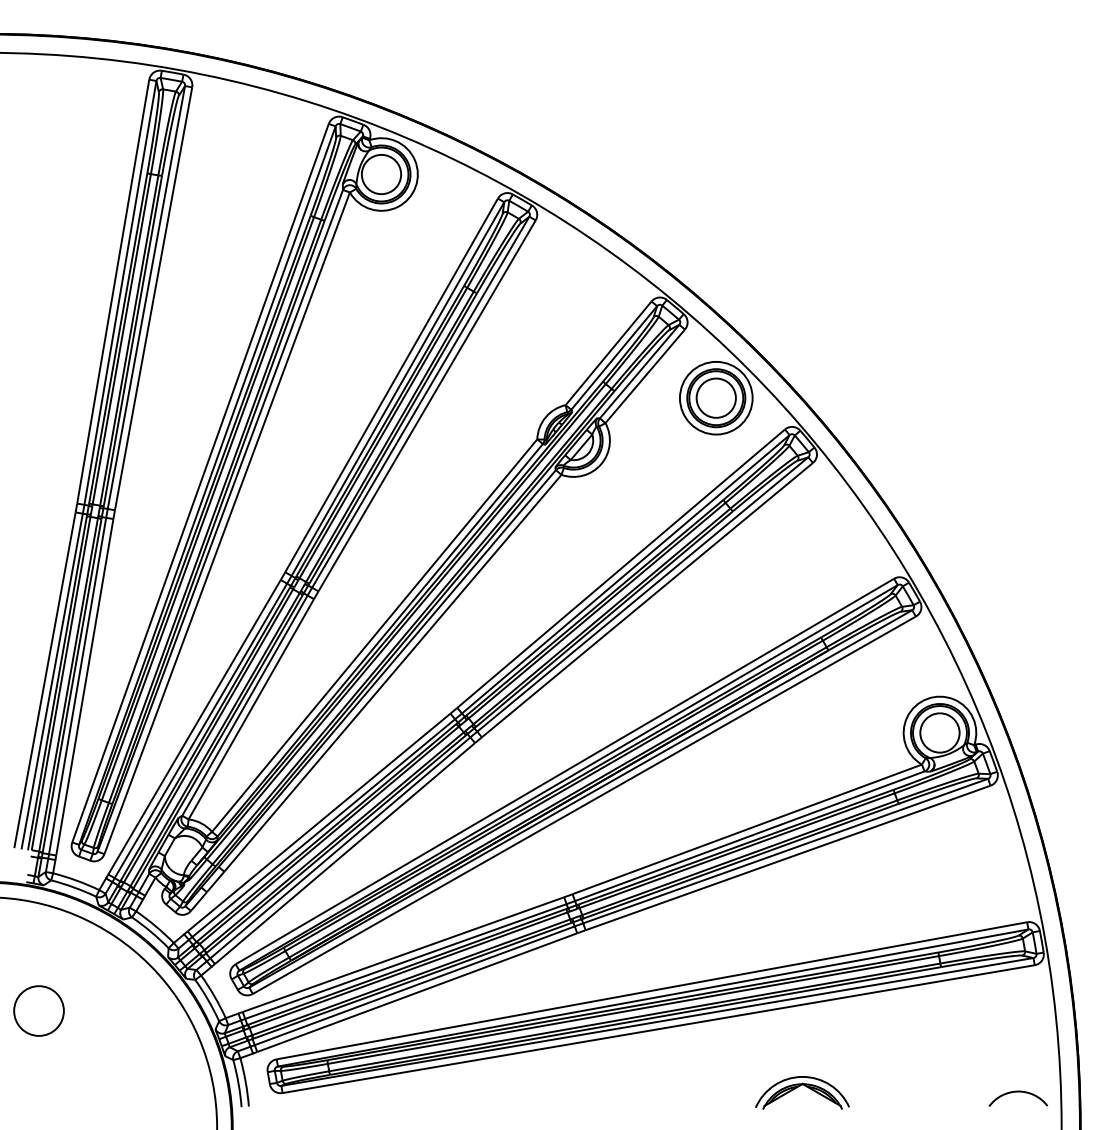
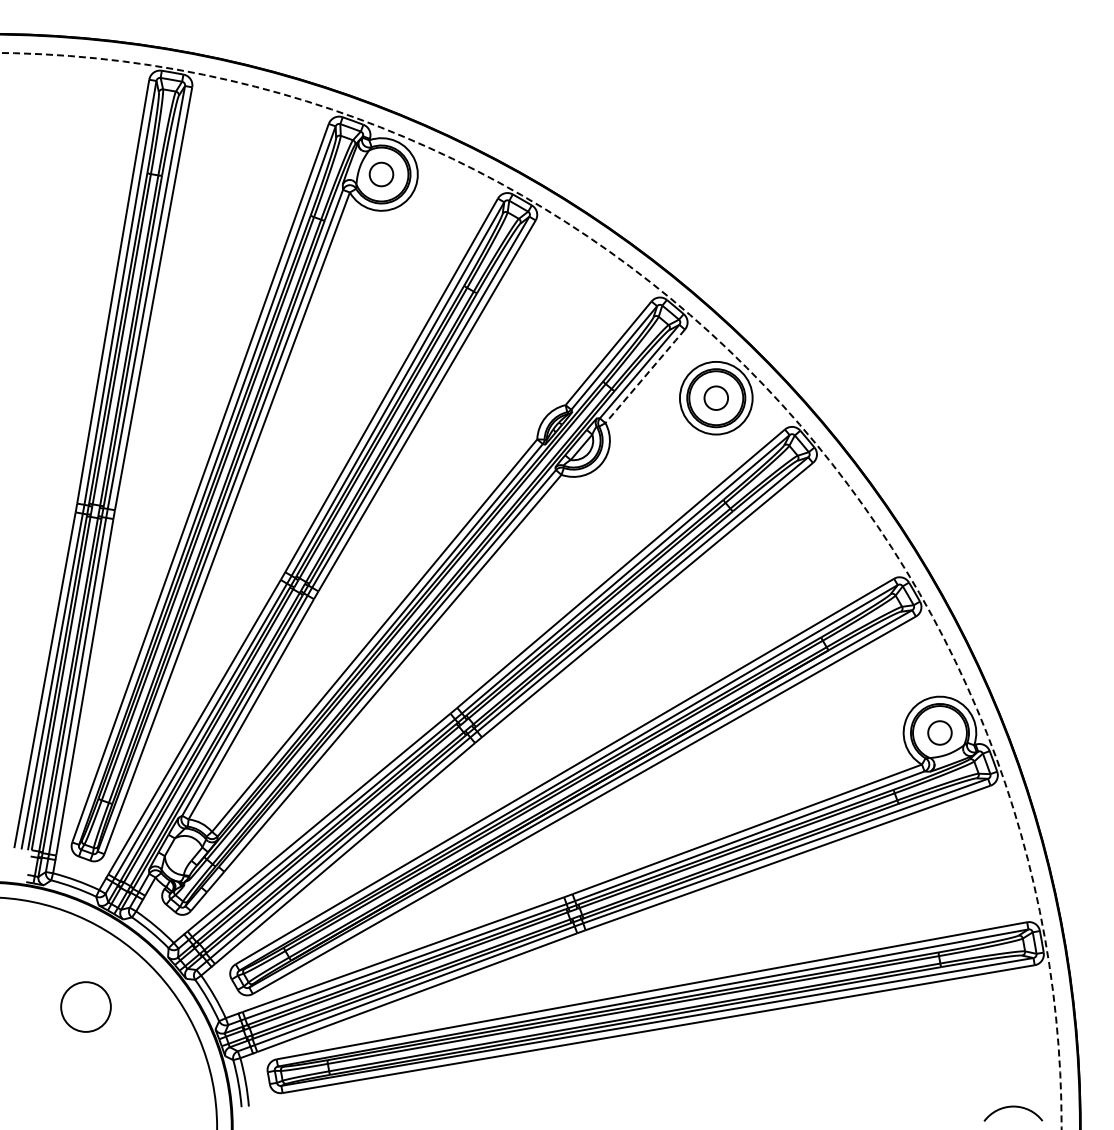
circle diameter: 39 px -> 24 px (381, 174)
line: solid -> dashed (645, 376)
circle diameter: 39 px -> 24 px (716, 397)
circle: solid -> dashed (530, 591)
circle diameter: 39 px -> 24 px (939, 732)
circle position: (38, 1010) -> (85, 1006) (85, 1006)
part: present -> none (800, 1086)
arc position: (1018, 1092) -> (1013, 1107) (1013, 1107)
